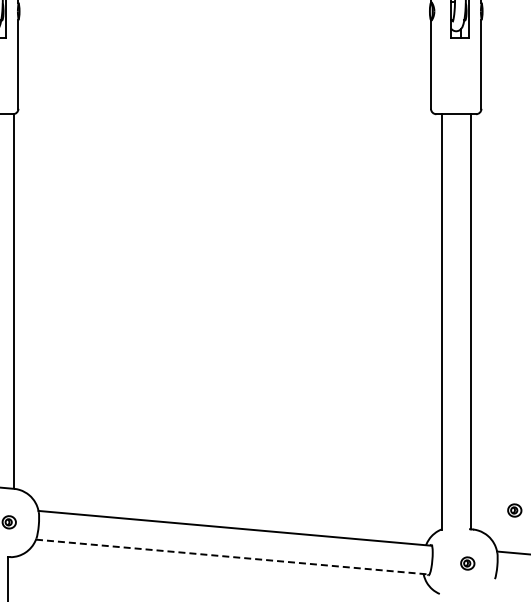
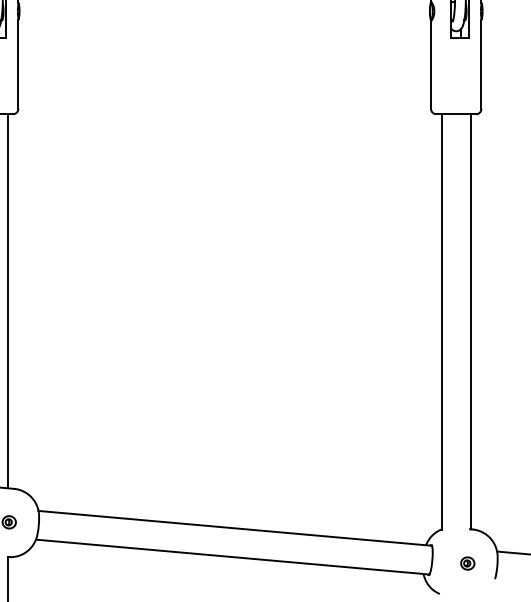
line position: (13, 301) -> (7, 301) (7, 301)
part: present -> none (514, 510)
line: dashed -> solid (232, 557)
